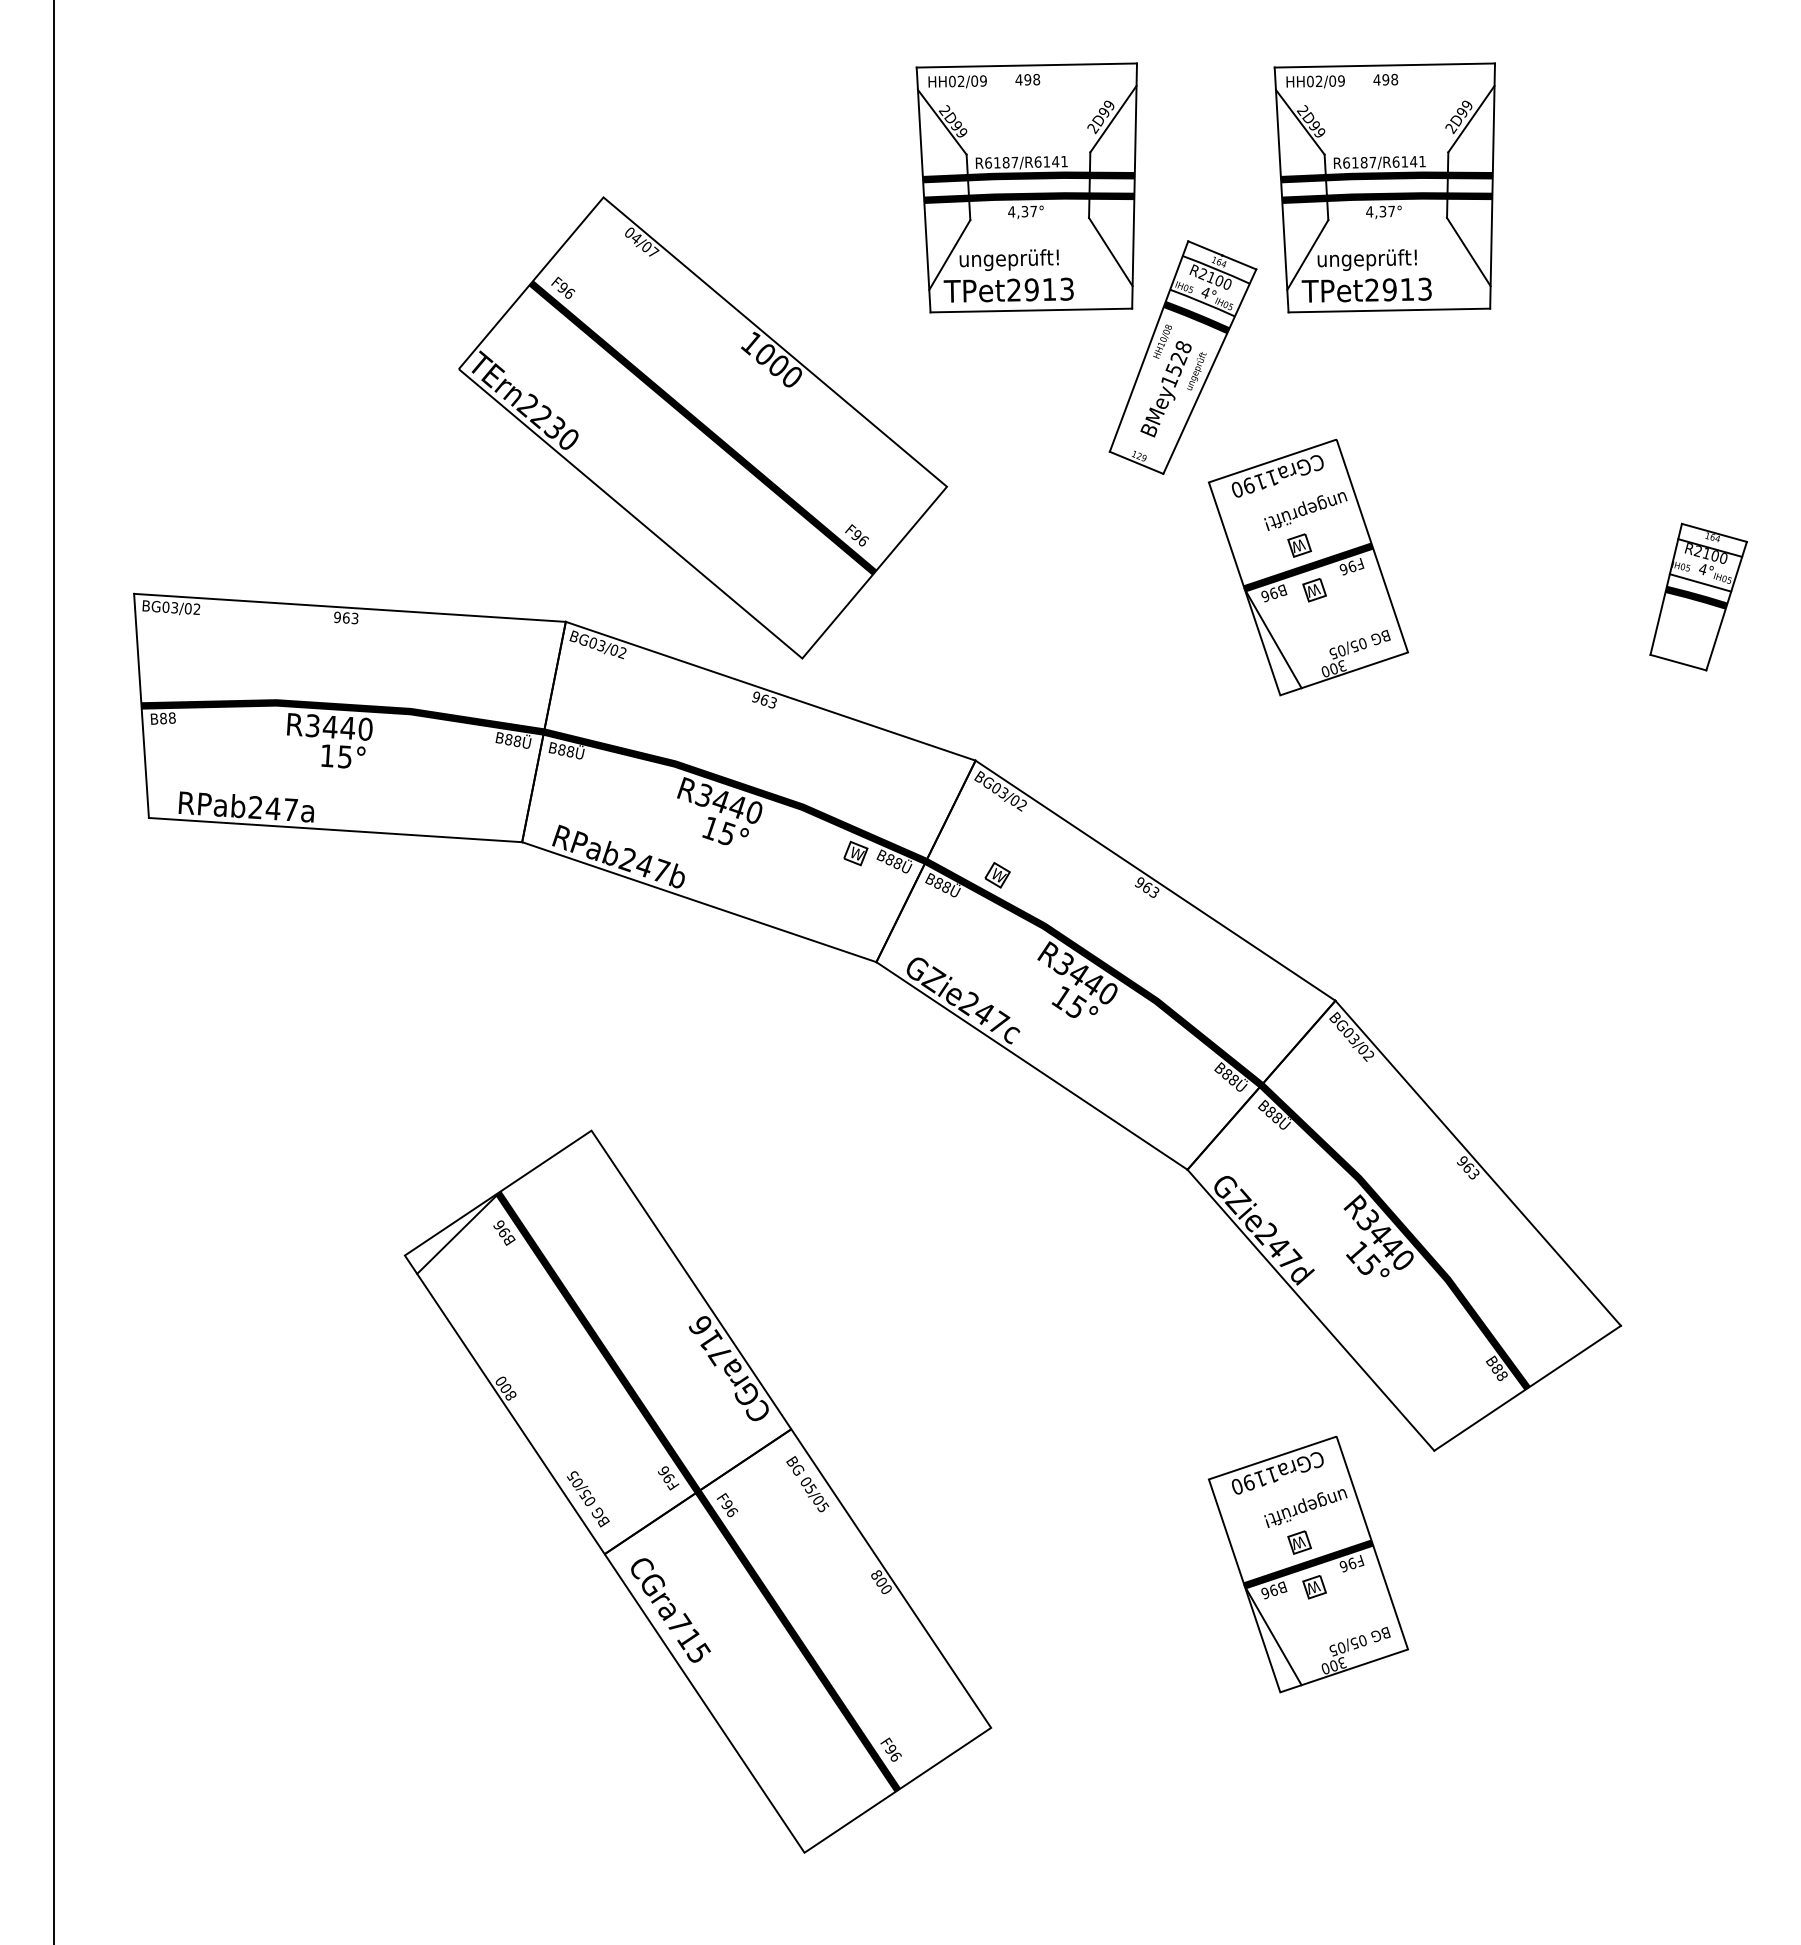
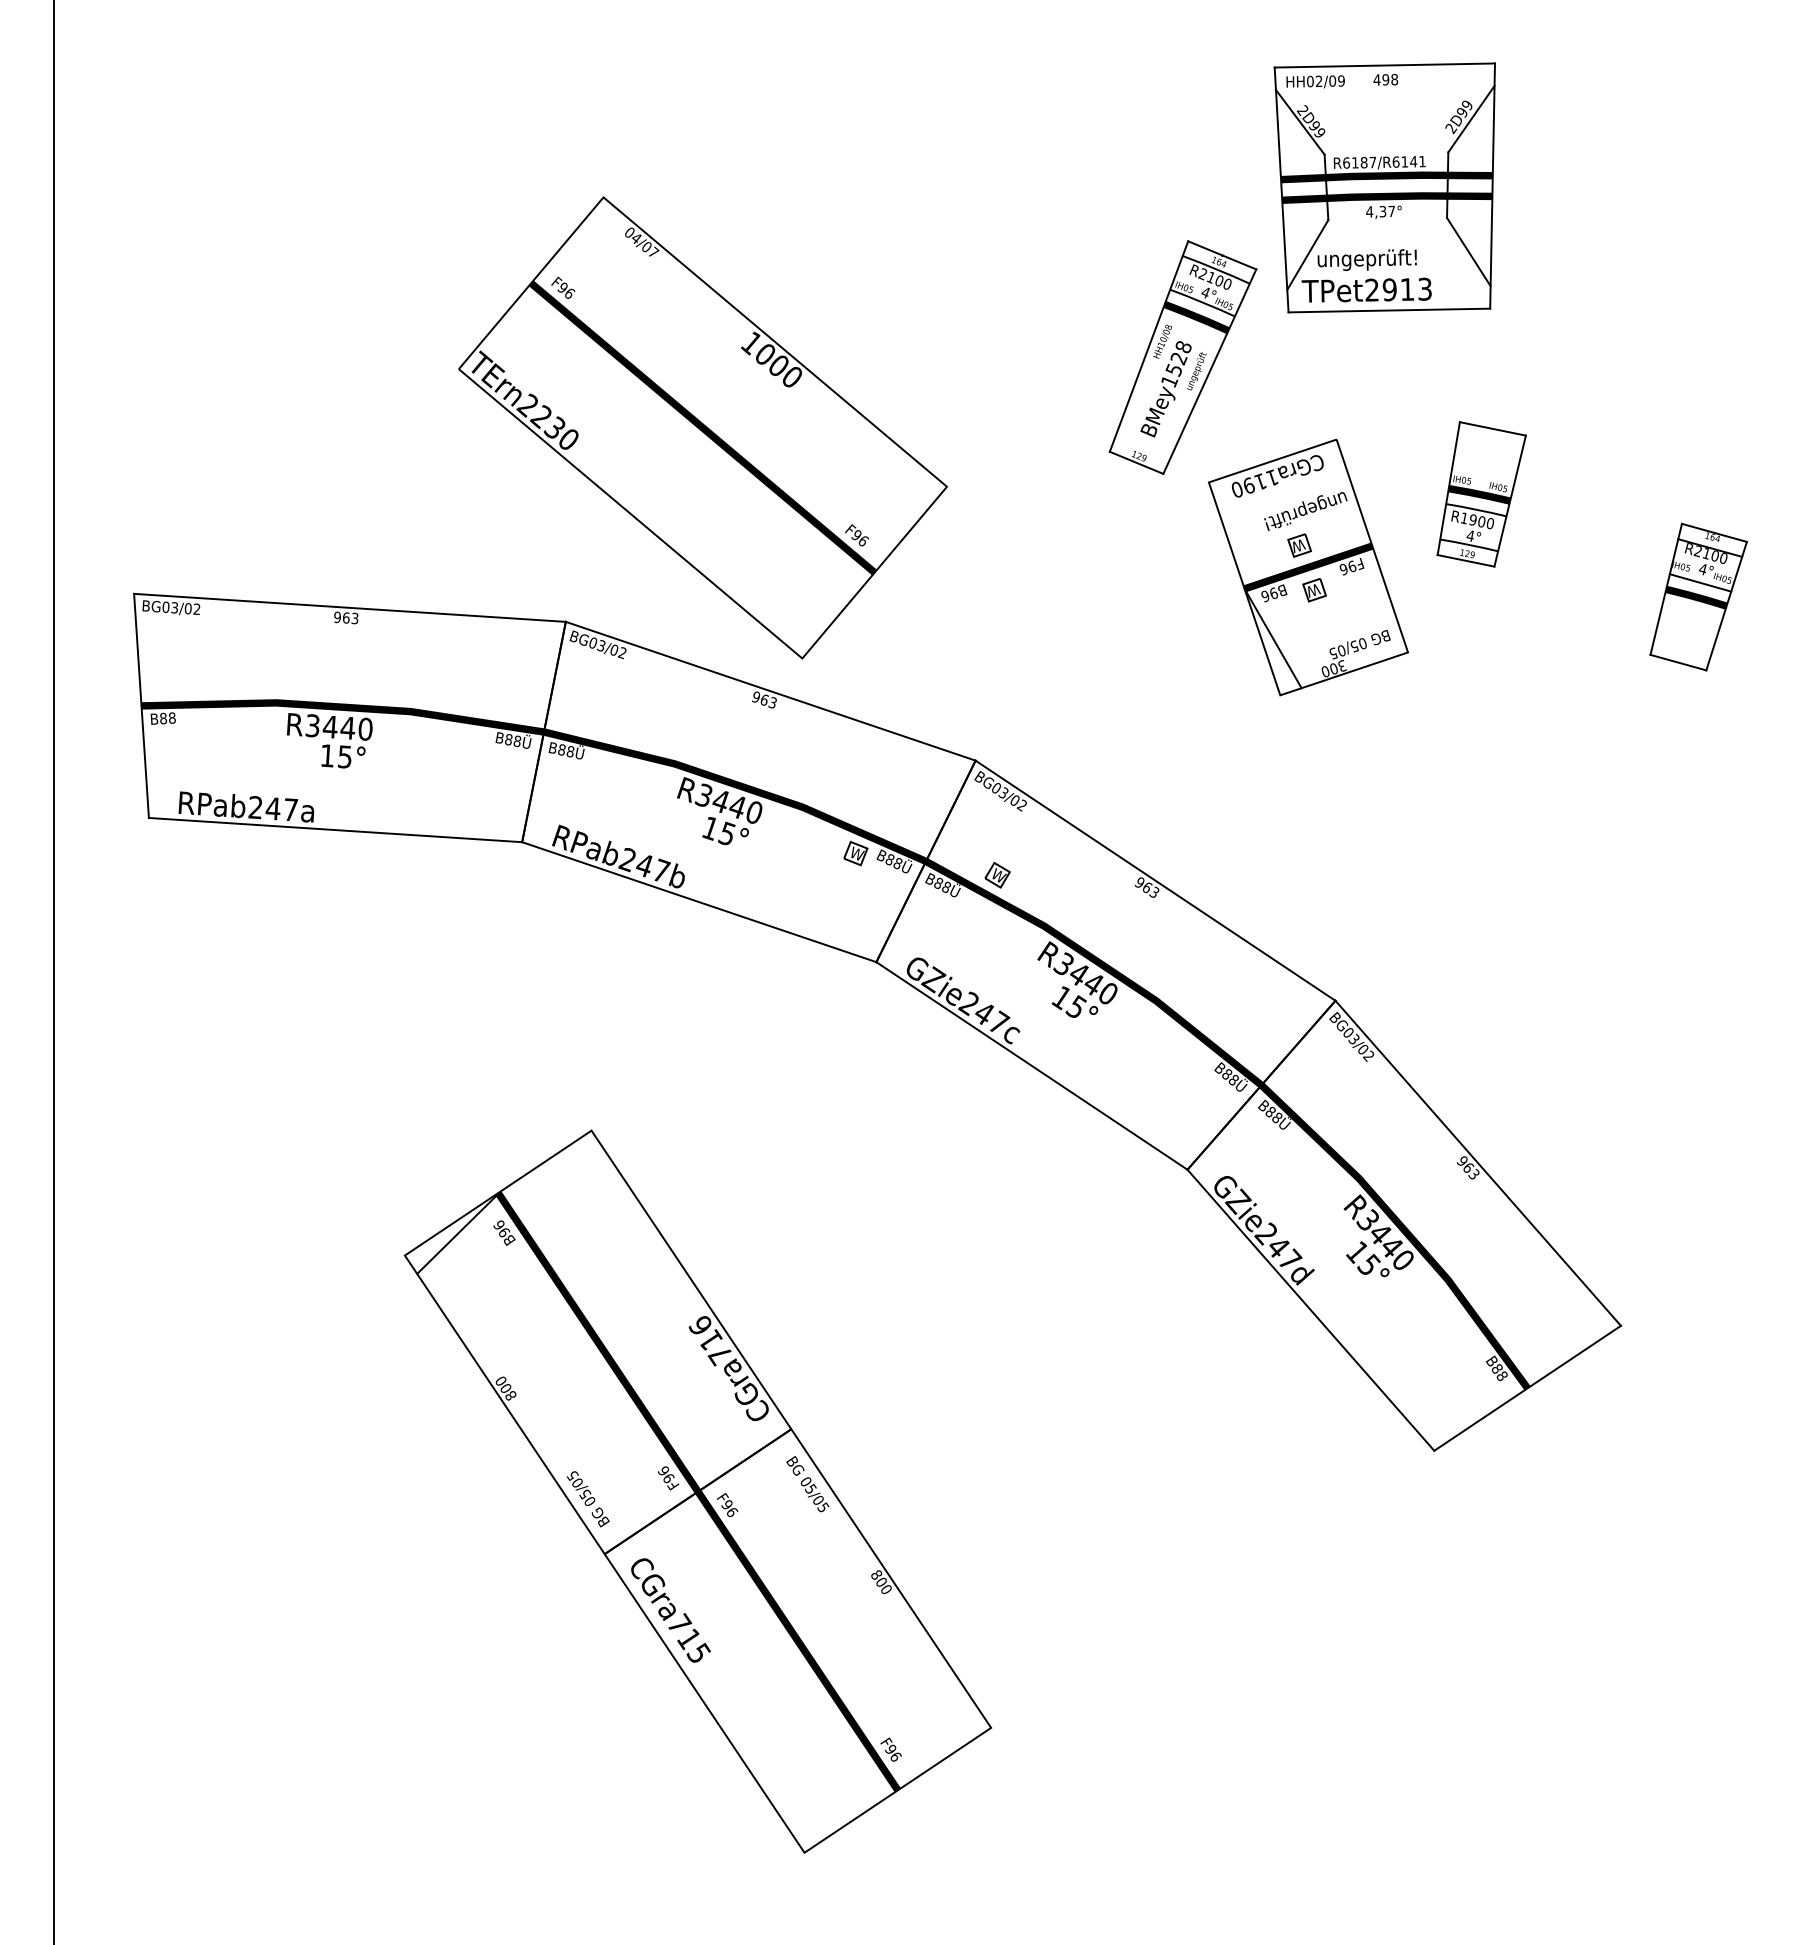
part: present -> none (1026, 187)
part: none -> present (1481, 494)
part: present -> none (1308, 1564)
